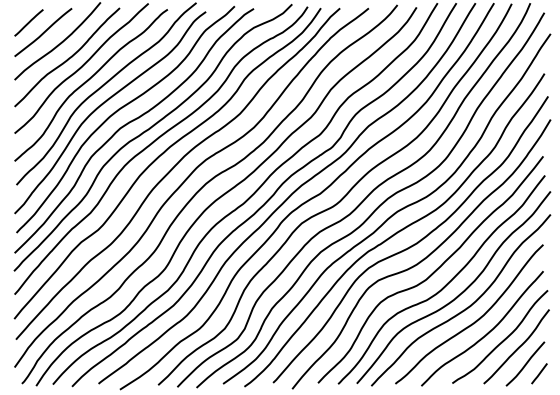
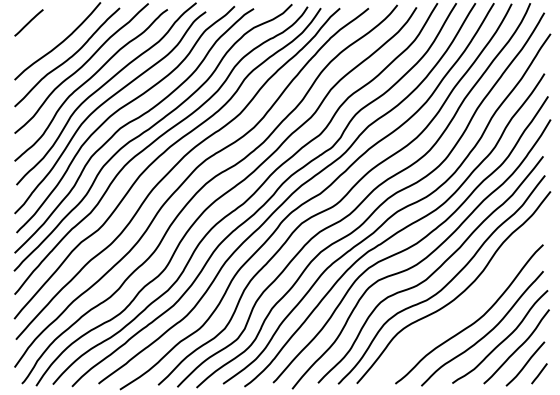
curve: present -> none (43, 32)
curve: present -> none (466, 307)
